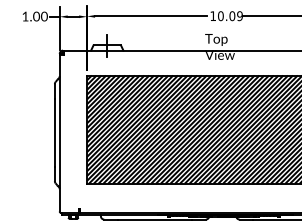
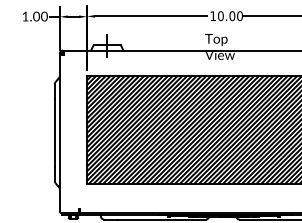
text: 10.09 -> 10.00 (239, 16)
